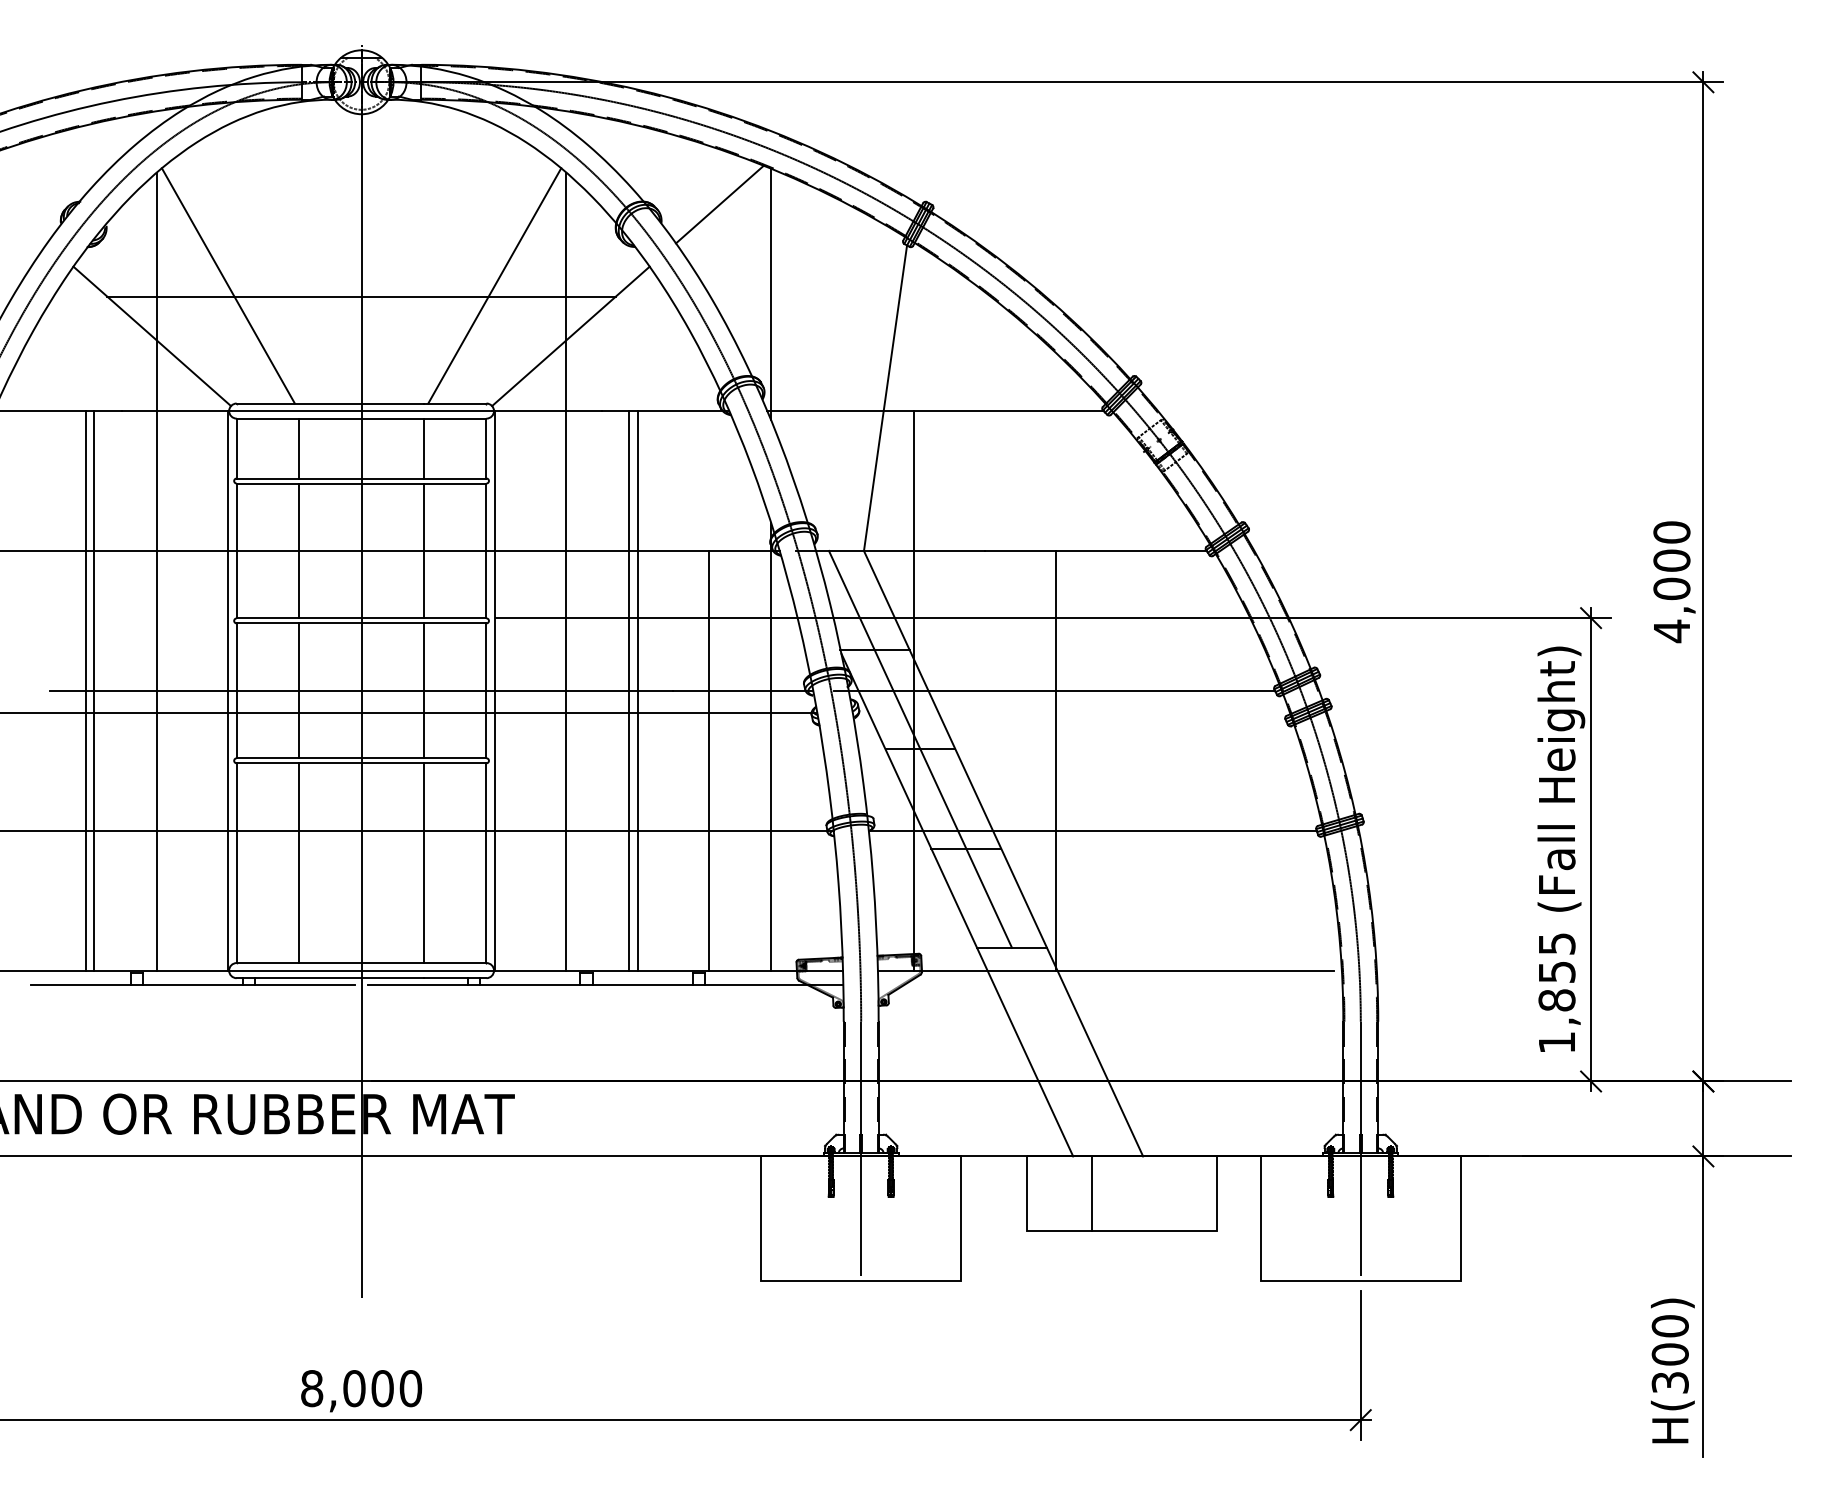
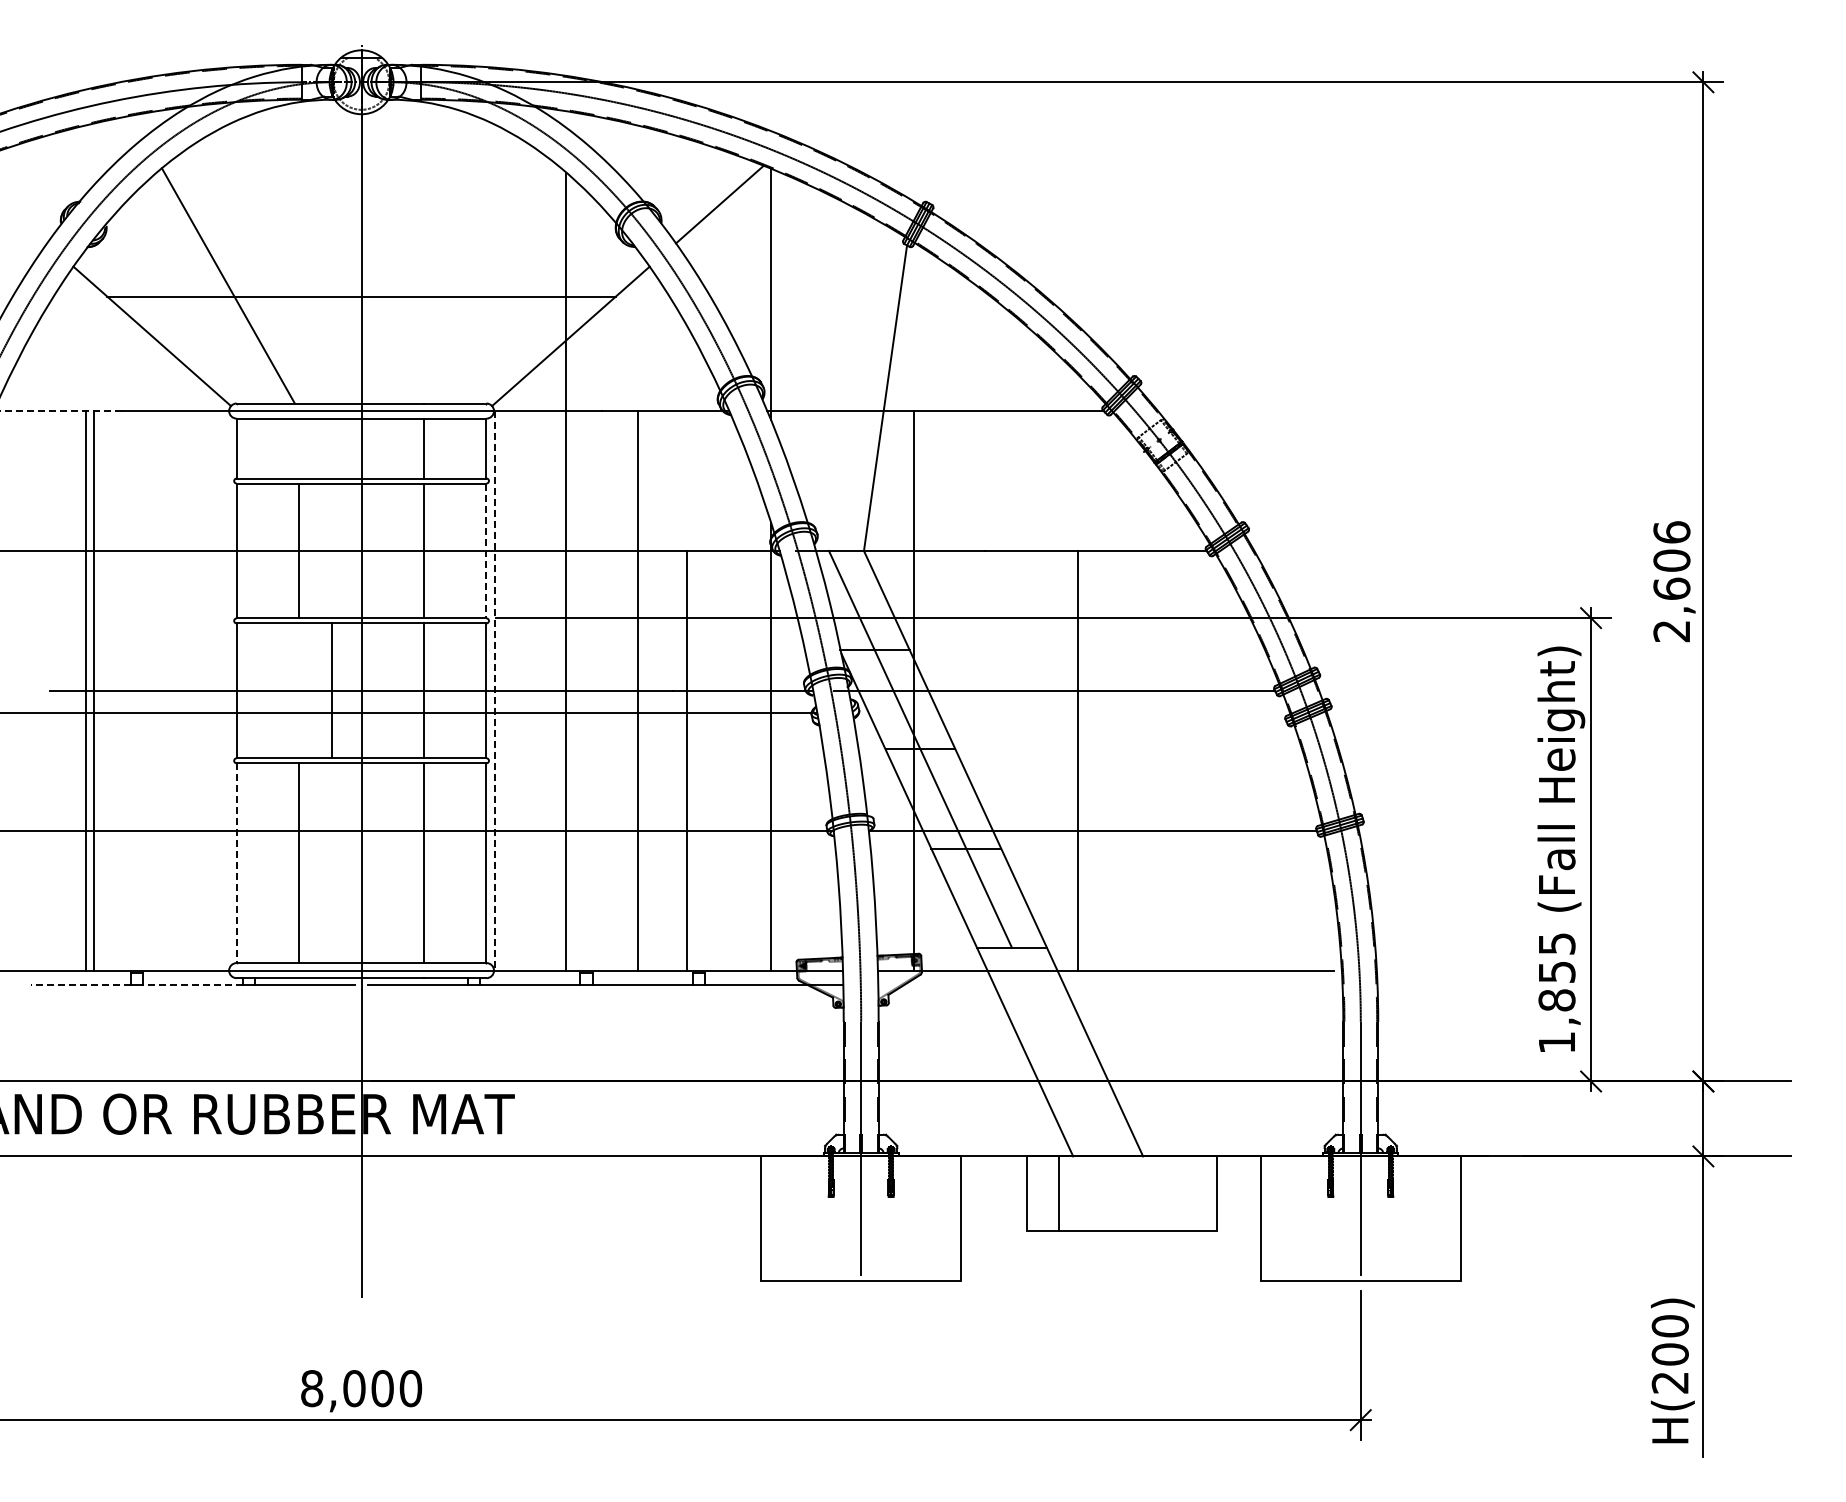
line: present -> none (494, 285)
line: solid -> dashed (61, 411)
line: present -> none (299, 448)
line: solid -> dashed (486, 551)
line: present -> none (156, 571)
text: 4,000 -> 2,606 (1671, 582)
line: present -> none (227, 690)
line position: (299, 690) -> (332, 690) (332, 690)
line: solid -> dashed (495, 690)
line: present -> none (628, 690)
line position: (708, 760) -> (686, 760) (686, 760)
line position: (1056, 760) -> (1078, 760) (1078, 760)
line: solid -> dashed (236, 863)
line: solid -> dashed (80, 985)
line: solid -> dashed (192, 985)
line position: (1091, 1193) -> (1058, 1193) (1058, 1193)
text: H(300) -> H(200) (1670, 1382)
